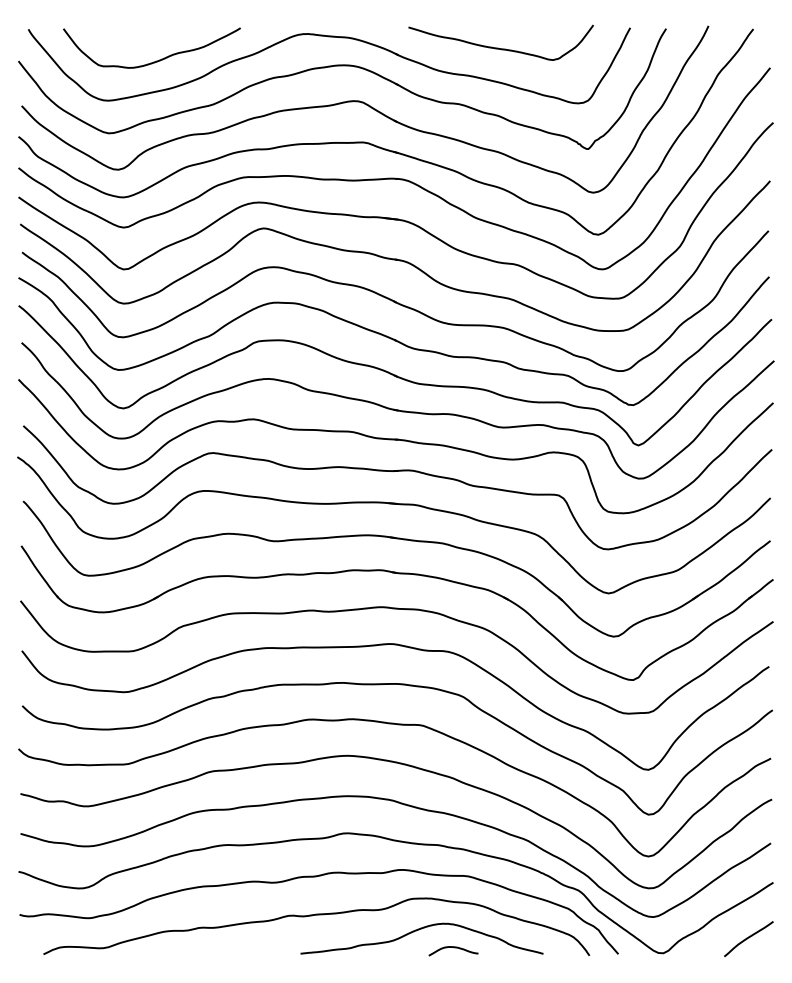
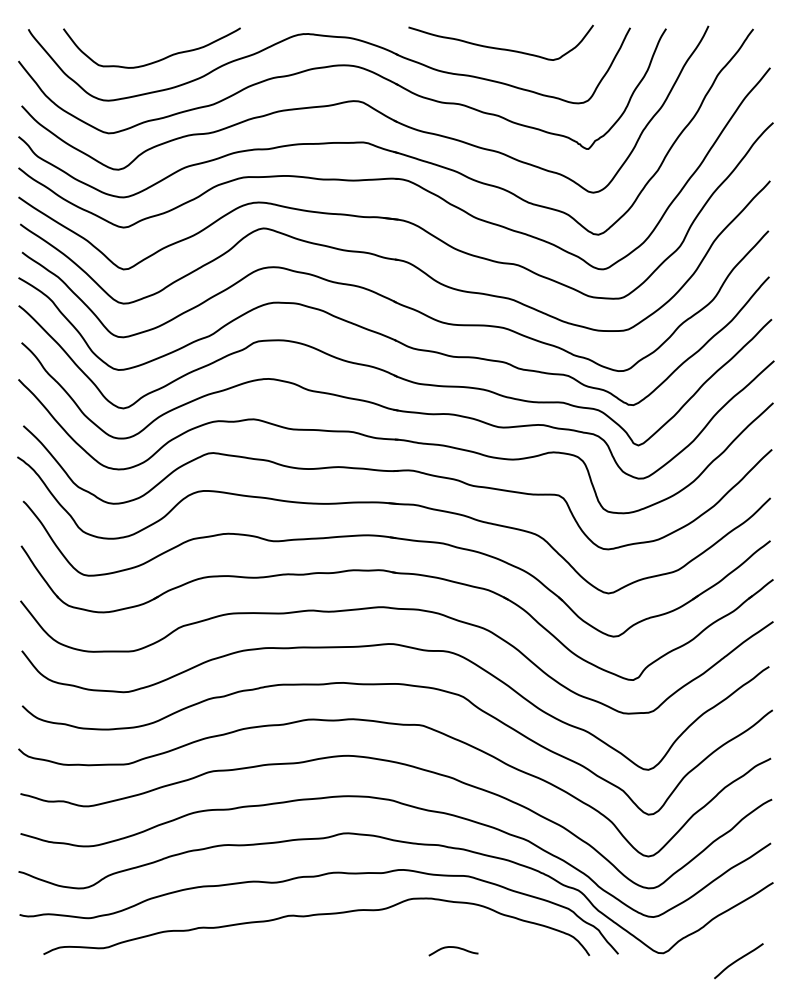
curve: present -> none (419, 930)
curve position: (748, 938) -> (738, 960) (738, 960)
